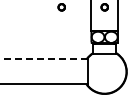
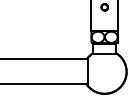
part: present -> none (61, 7)
line: dashed -> solid (43, 59)
